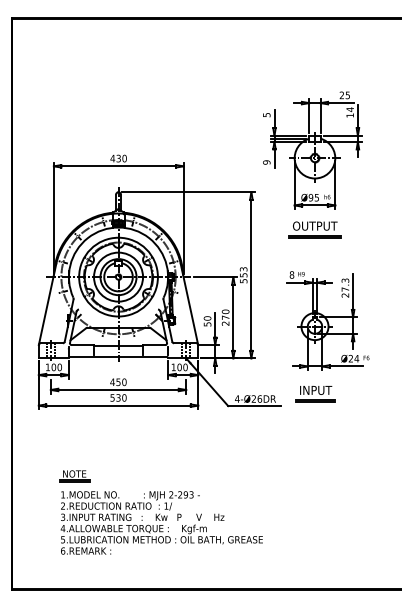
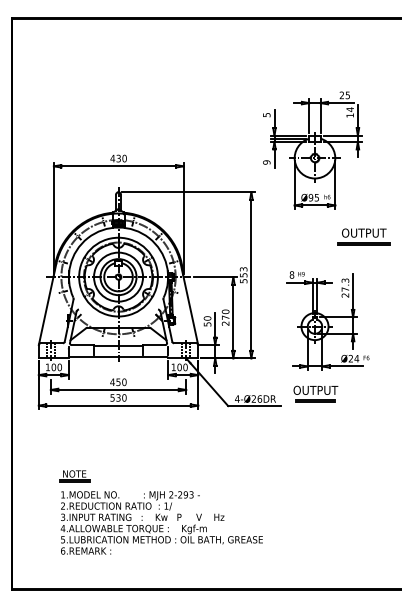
part position: (314, 229) -> (363, 236) (363, 236)
text: INPUT -> OUTPUT (315, 389)
